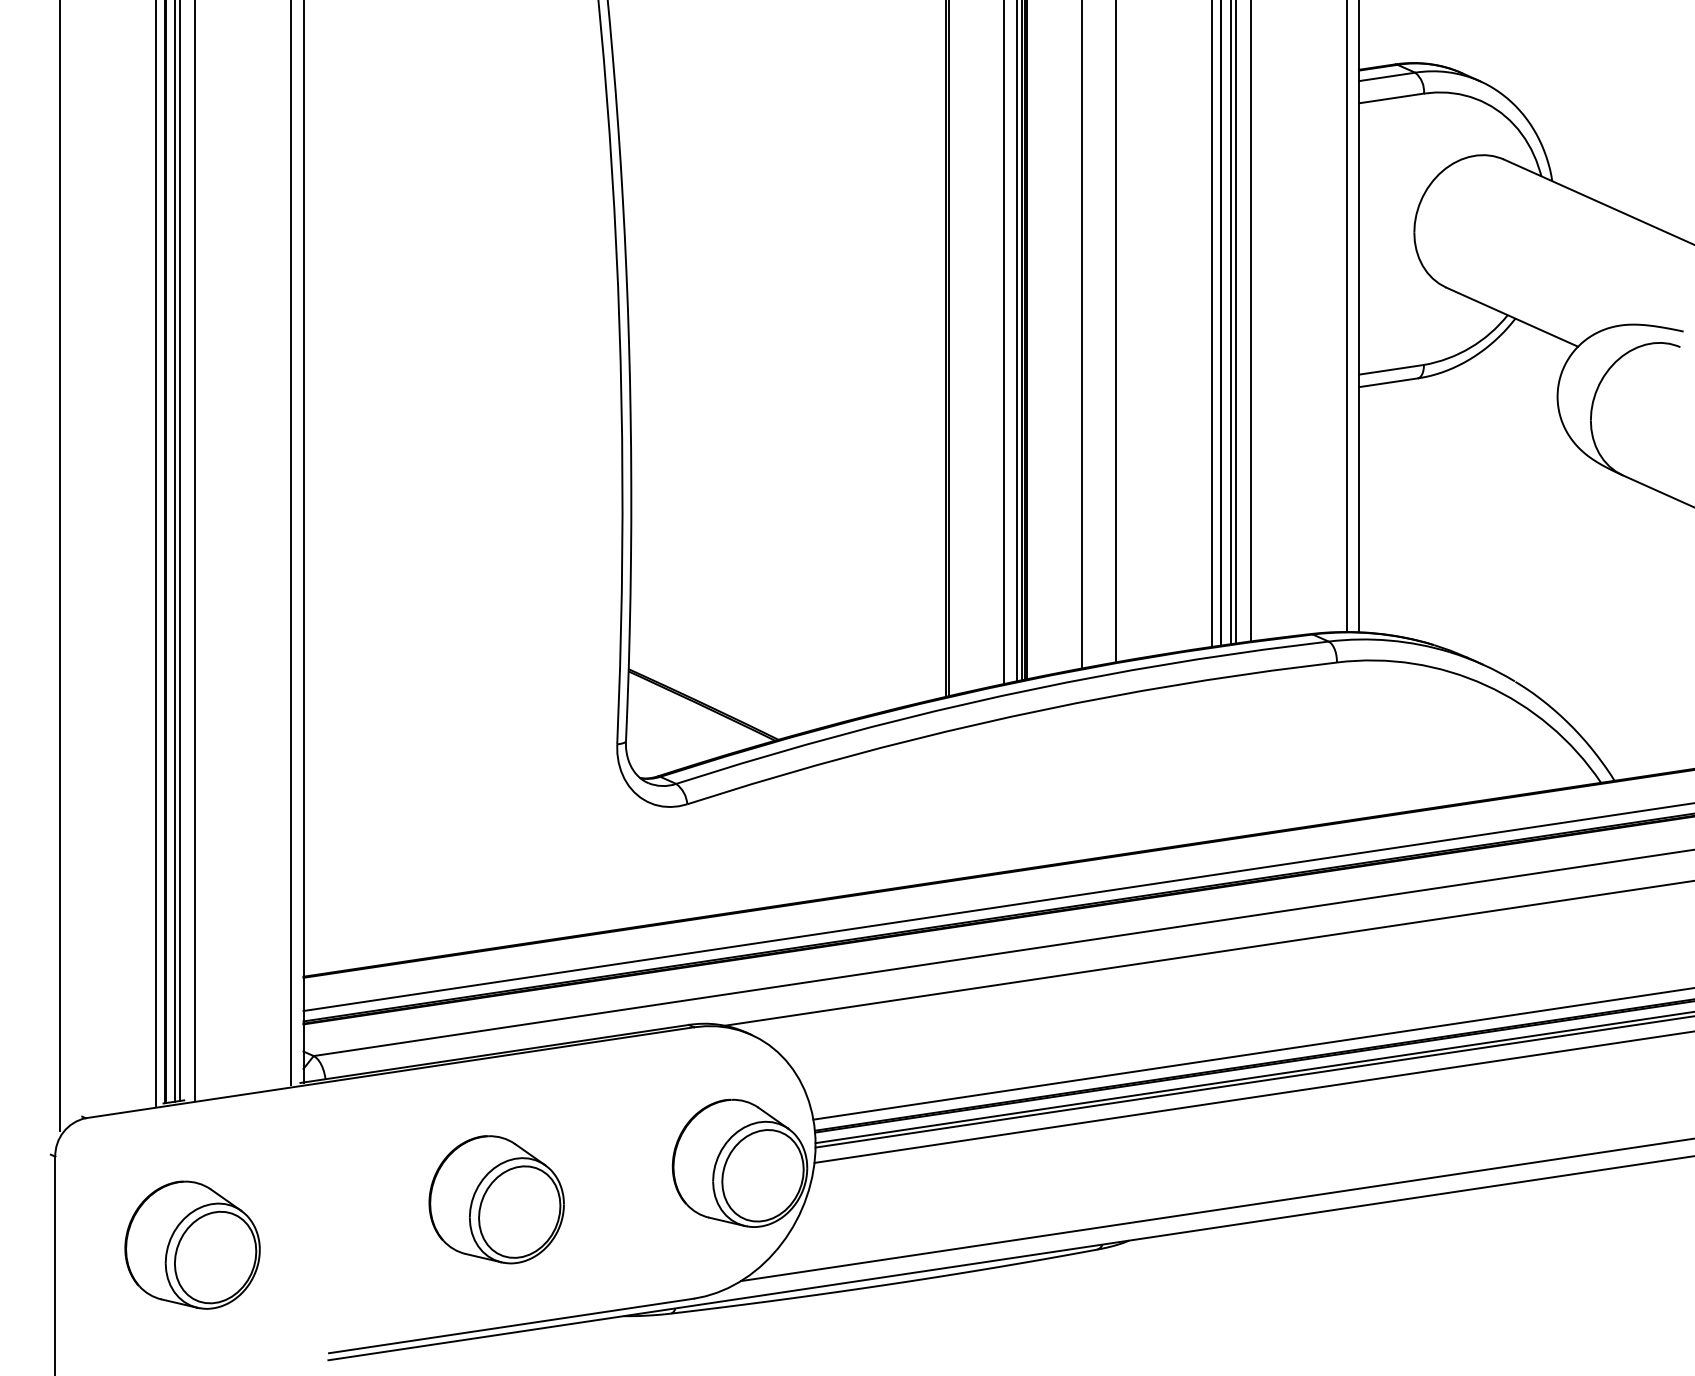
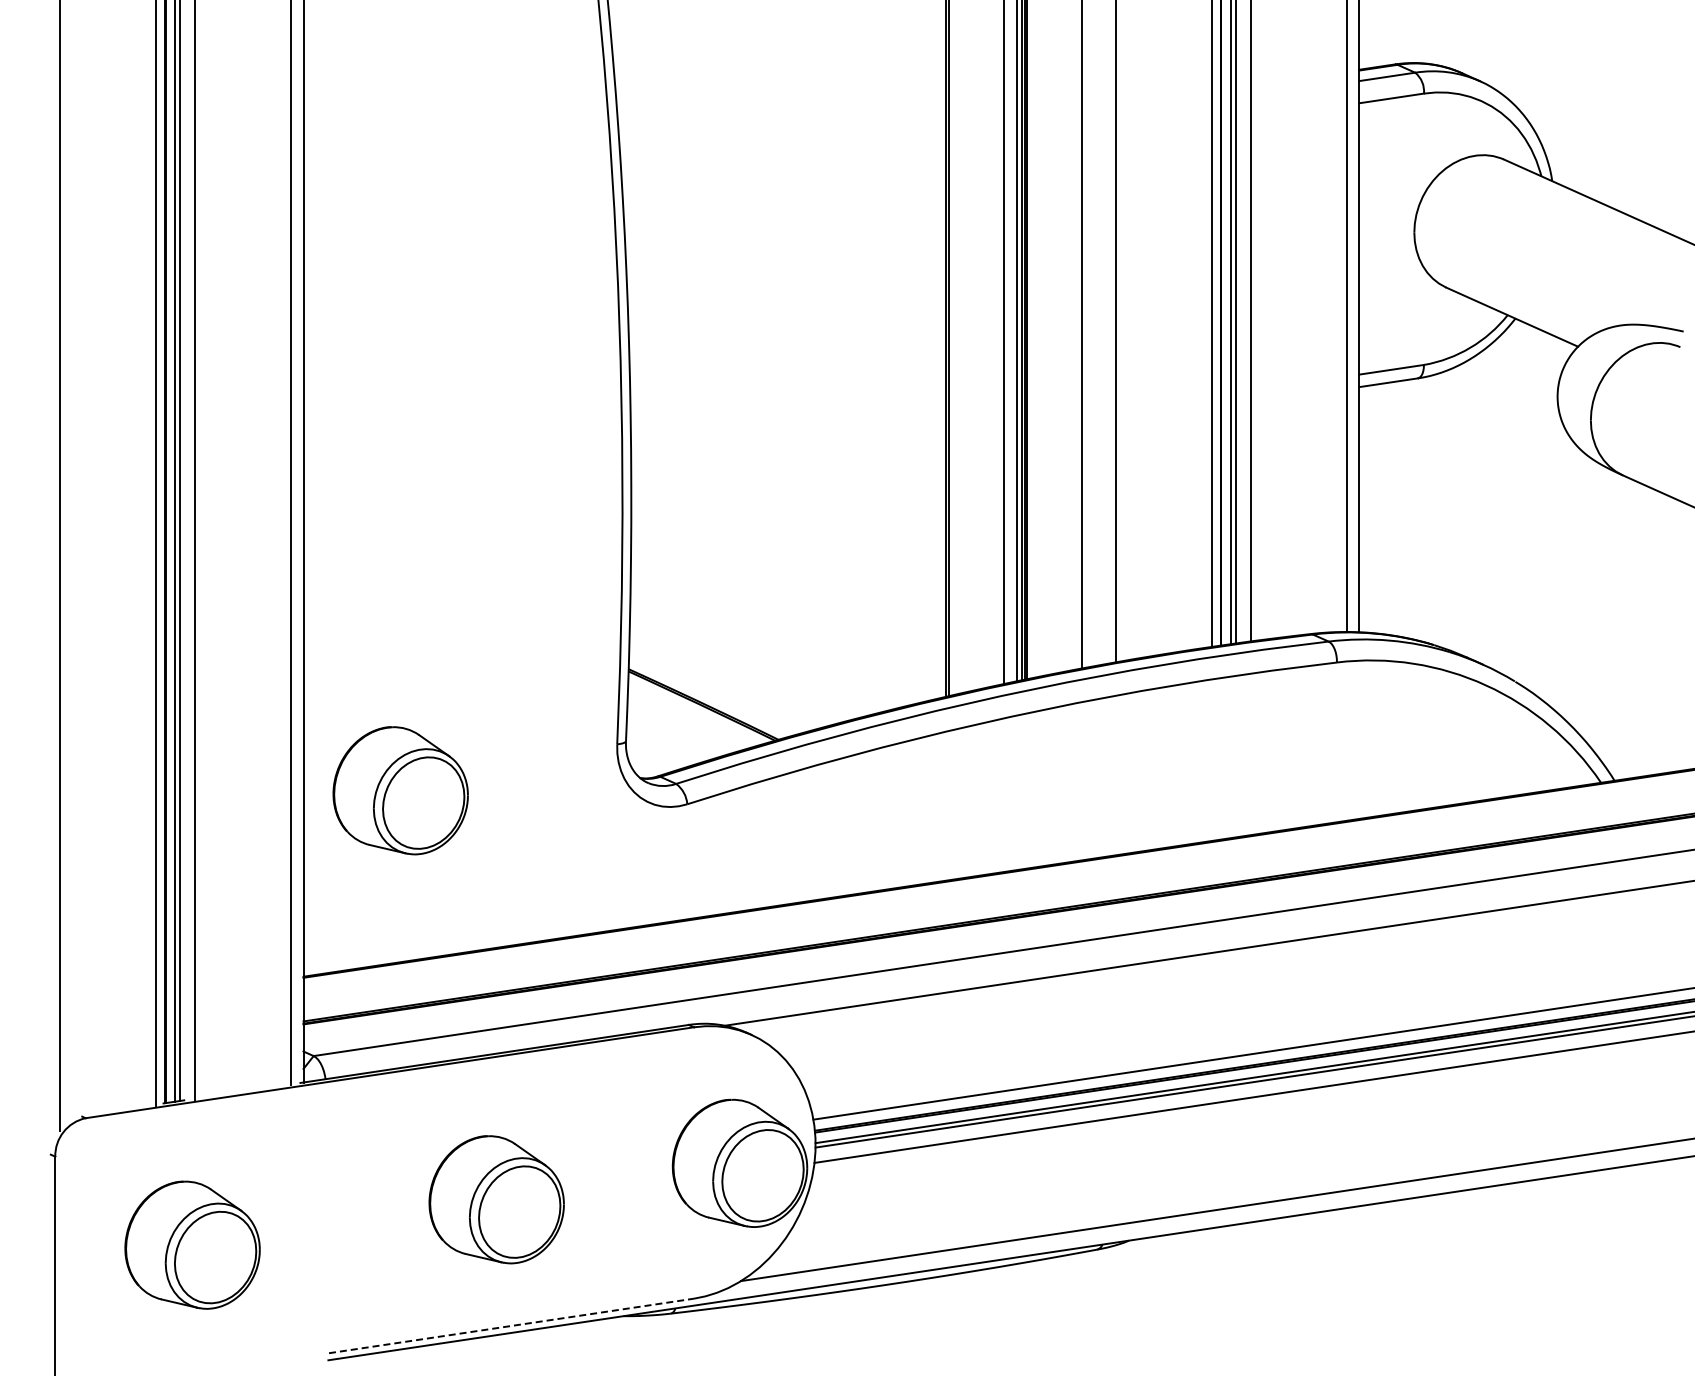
part: none -> present (400, 790)
line: present -> none (997, 907)
line: solid -> dashed (511, 1325)
